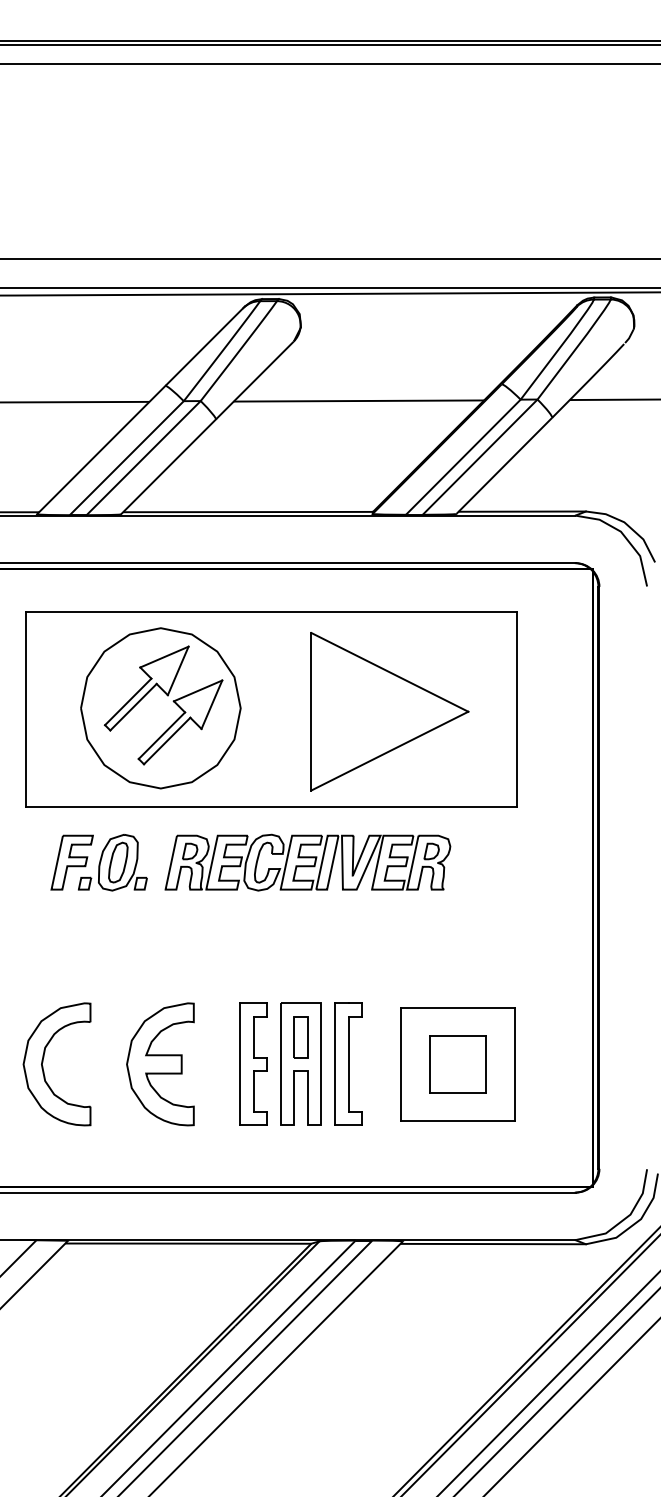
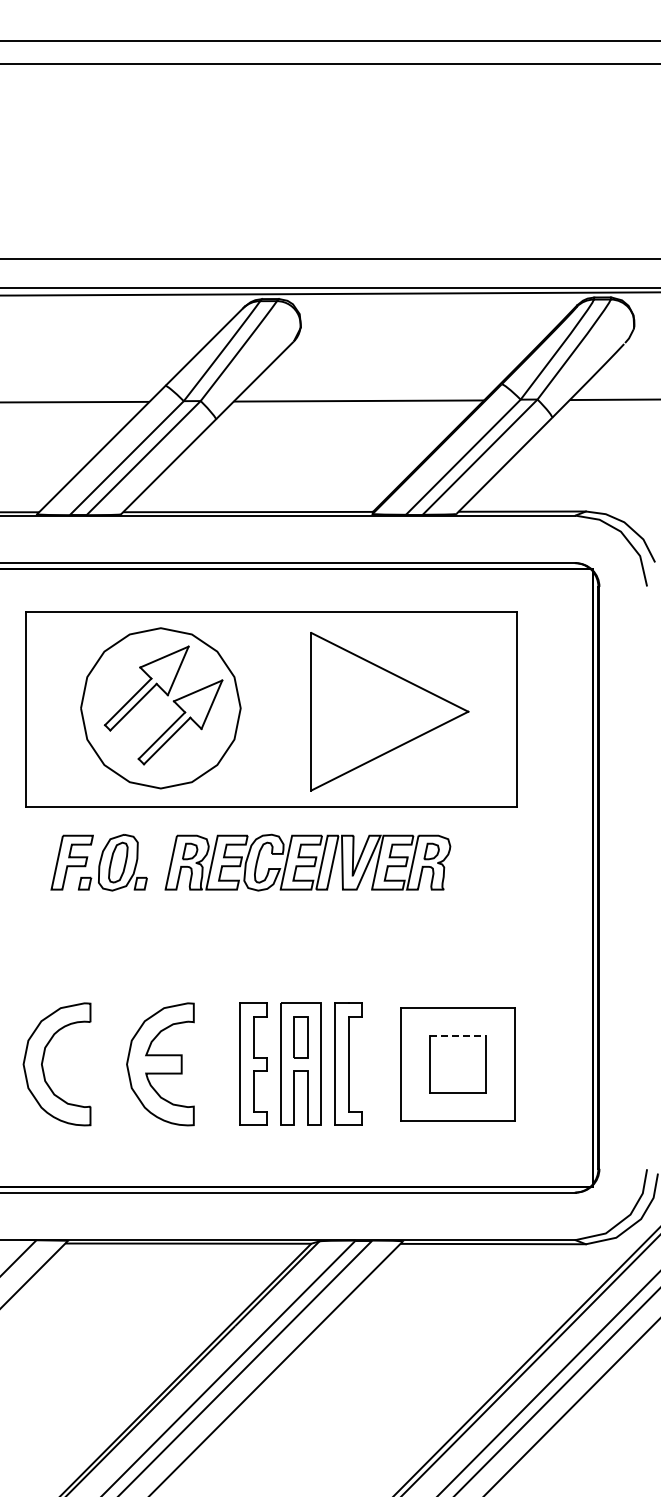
line: present -> none (329, 44)
line: solid -> dashed (458, 1035)
